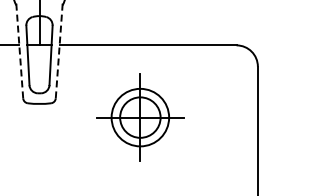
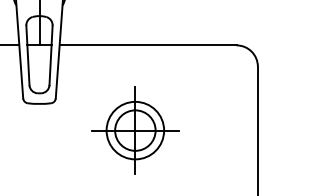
line: dashed -> solid (19, 49)
line: dashed -> solid (59, 49)
part position: (140, 117) -> (135, 130) (135, 130)
